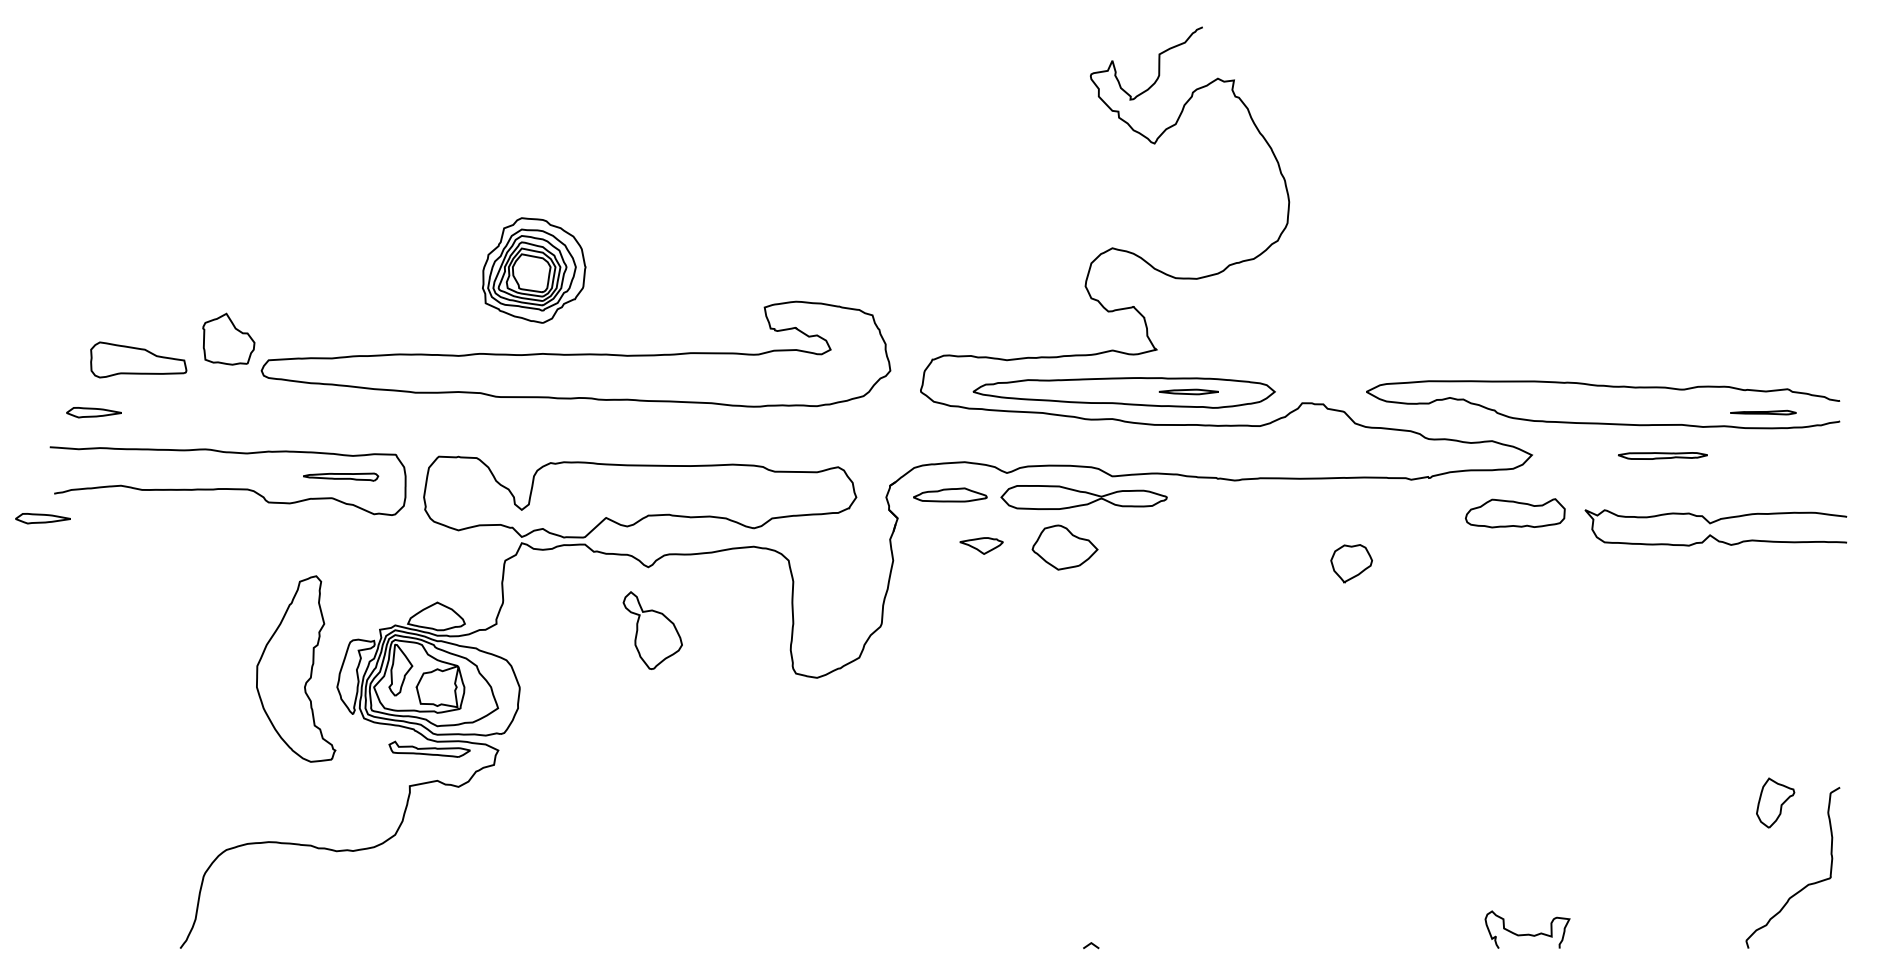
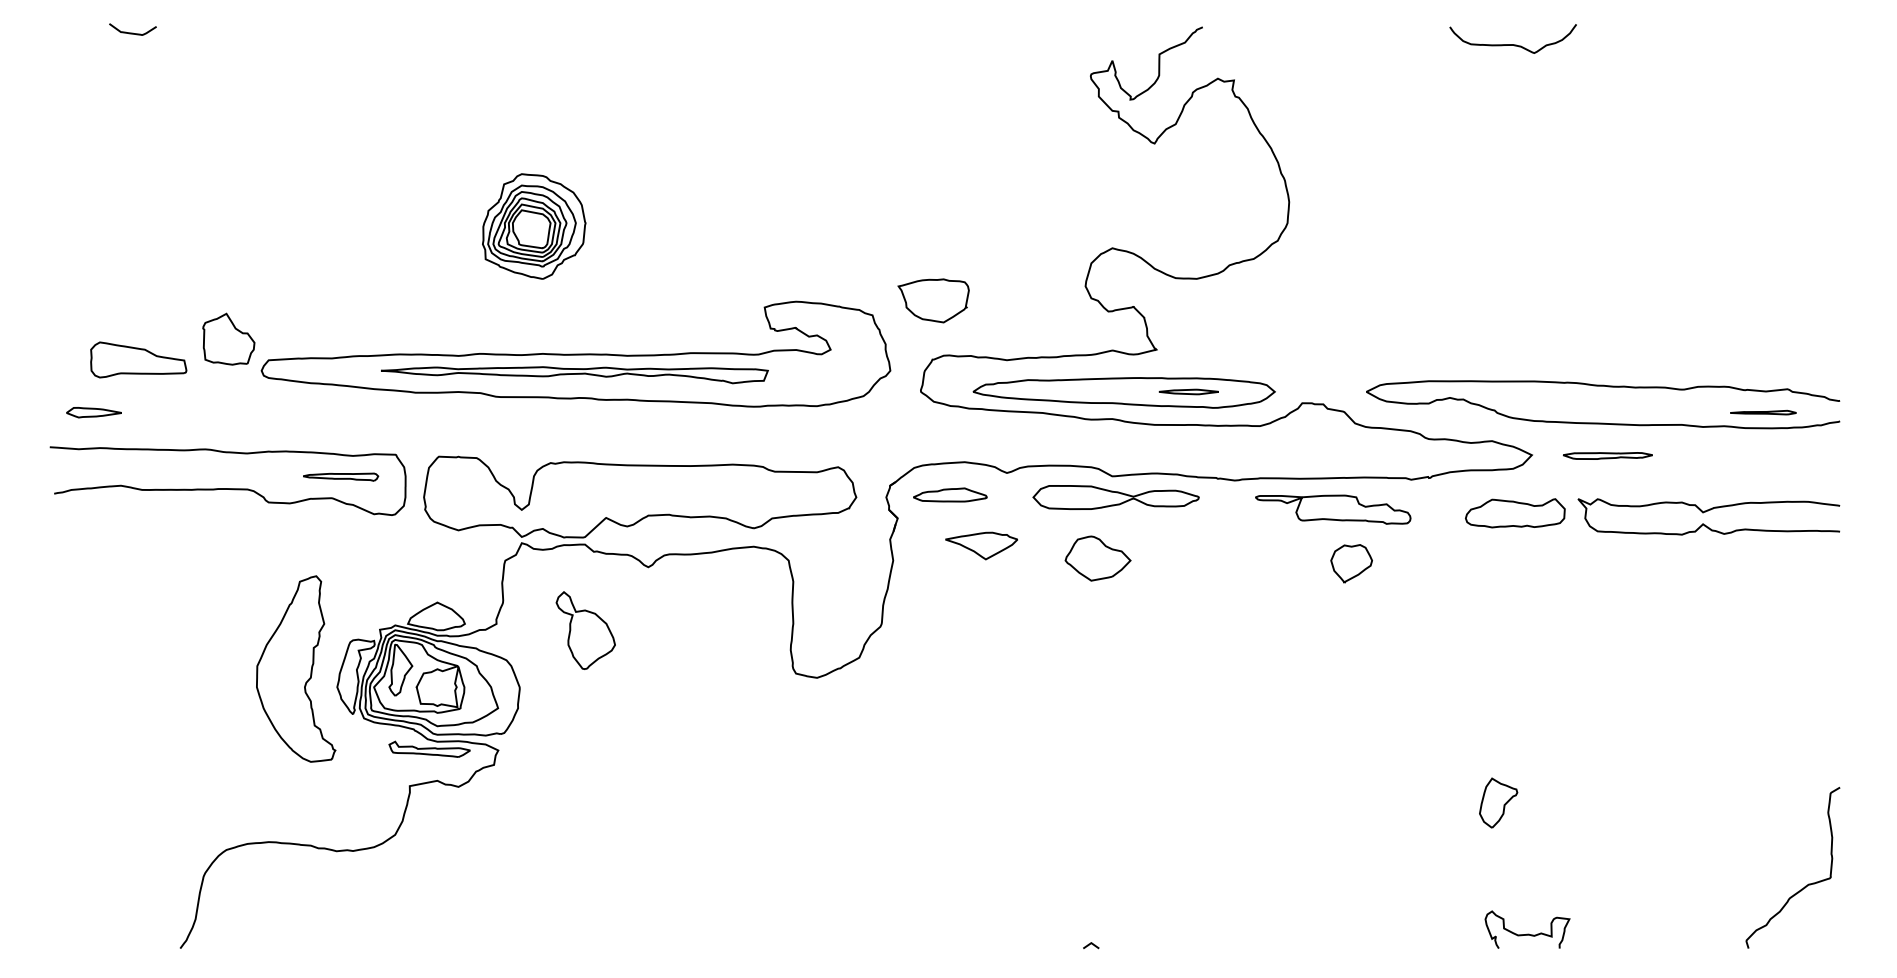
curve: none -> present (132, 32)
curve: none -> present (1512, 44)
part position: (534, 270) -> (534, 226) (534, 226)
part: none -> present (933, 300)
part: none -> present (574, 375)
part position: (1662, 455) -> (1607, 455) (1607, 455)
part position: (1083, 497) -> (1115, 497) (1115, 497)
part: none -> present (1333, 509)
part: present -> none (42, 518)
curve position: (1715, 522) -> (1708, 511) (1708, 511)
part size: 45x18 px -> 73x30 px (981, 545)
part position: (1064, 547) -> (1097, 558) (1097, 558)
part position: (652, 630) -> (585, 630) (585, 630)
part position: (1775, 802) -> (1498, 802) (1498, 802)
